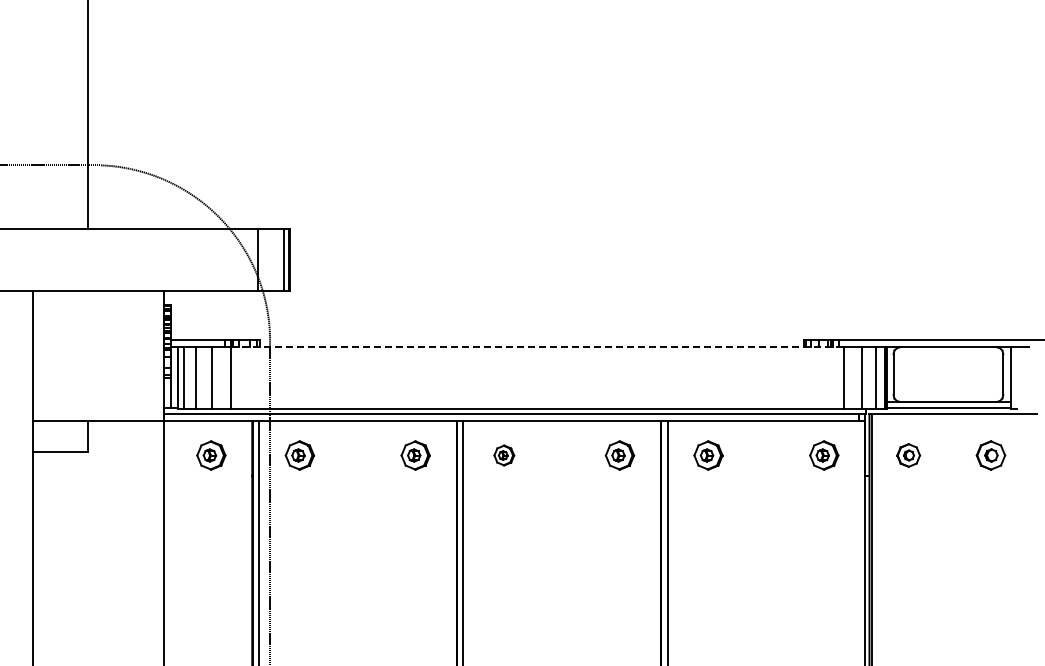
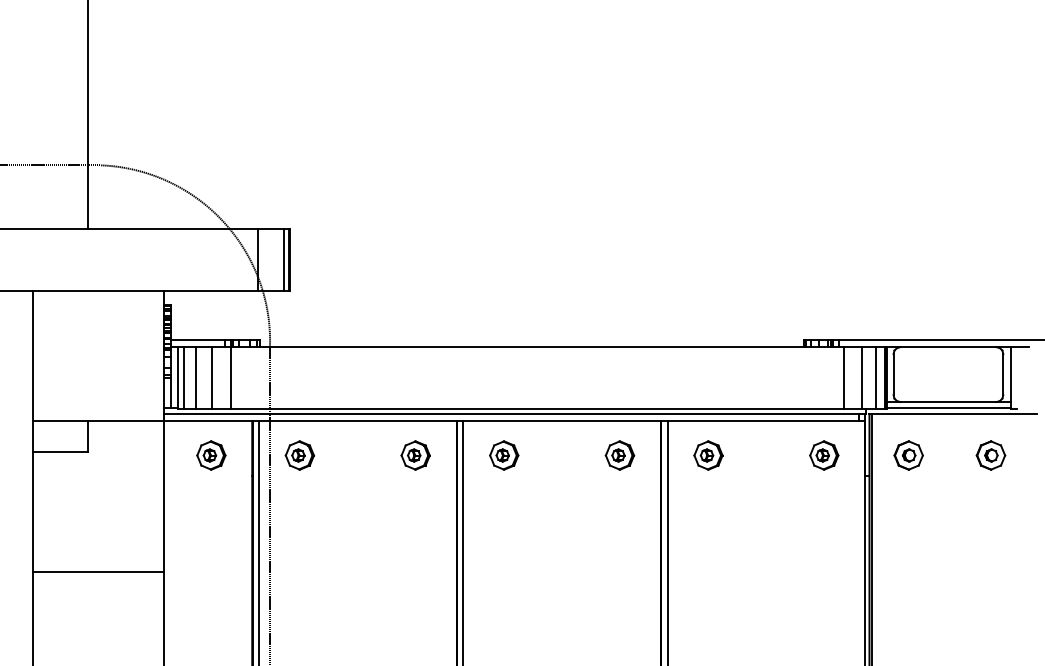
line: dashed -> solid (537, 347)
part size: 23x23 px -> 31x31 px (504, 455)
part size: 26x25 px -> 31x31 px (908, 455)
line: none -> present (98, 572)
